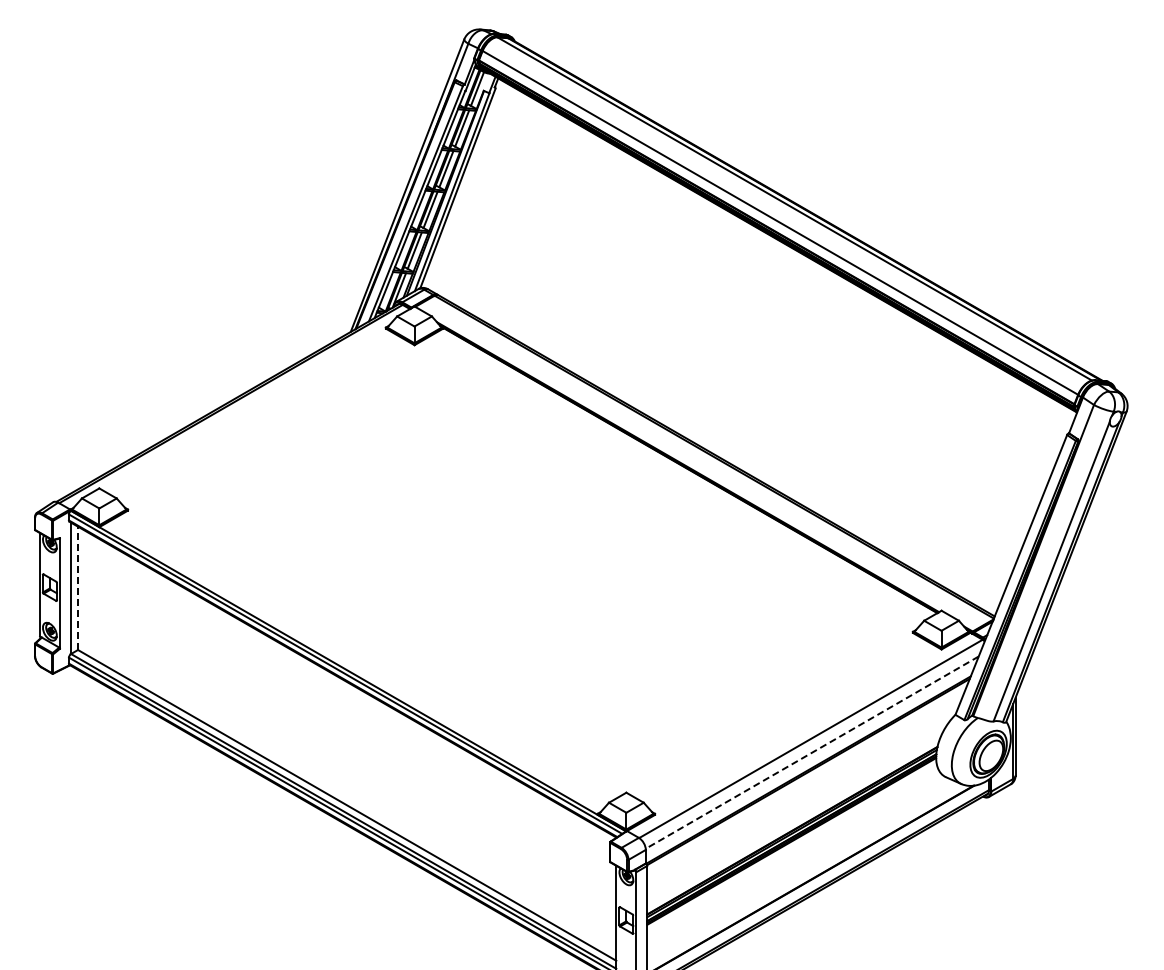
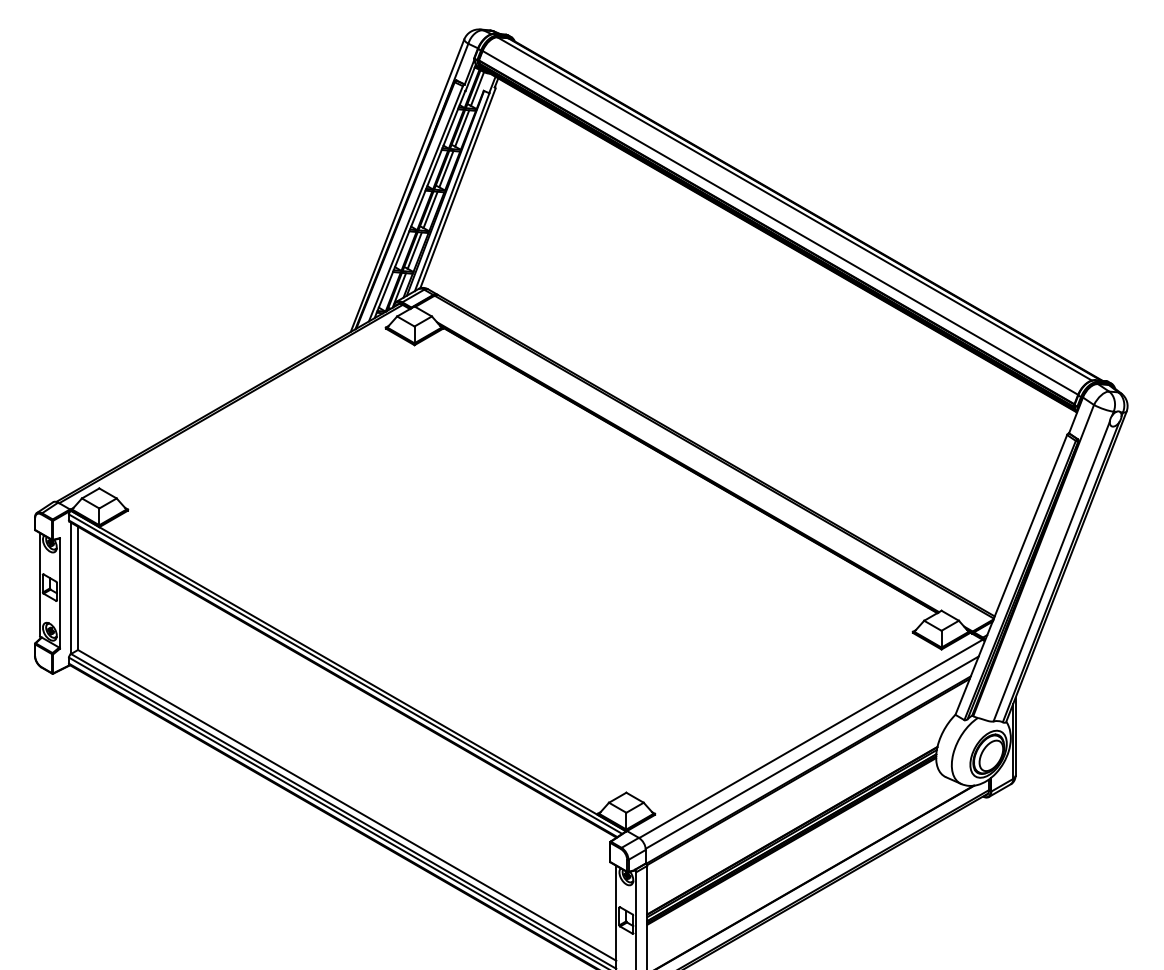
line: dashed -> solid (77, 588)
line: dashed -> solid (811, 752)
